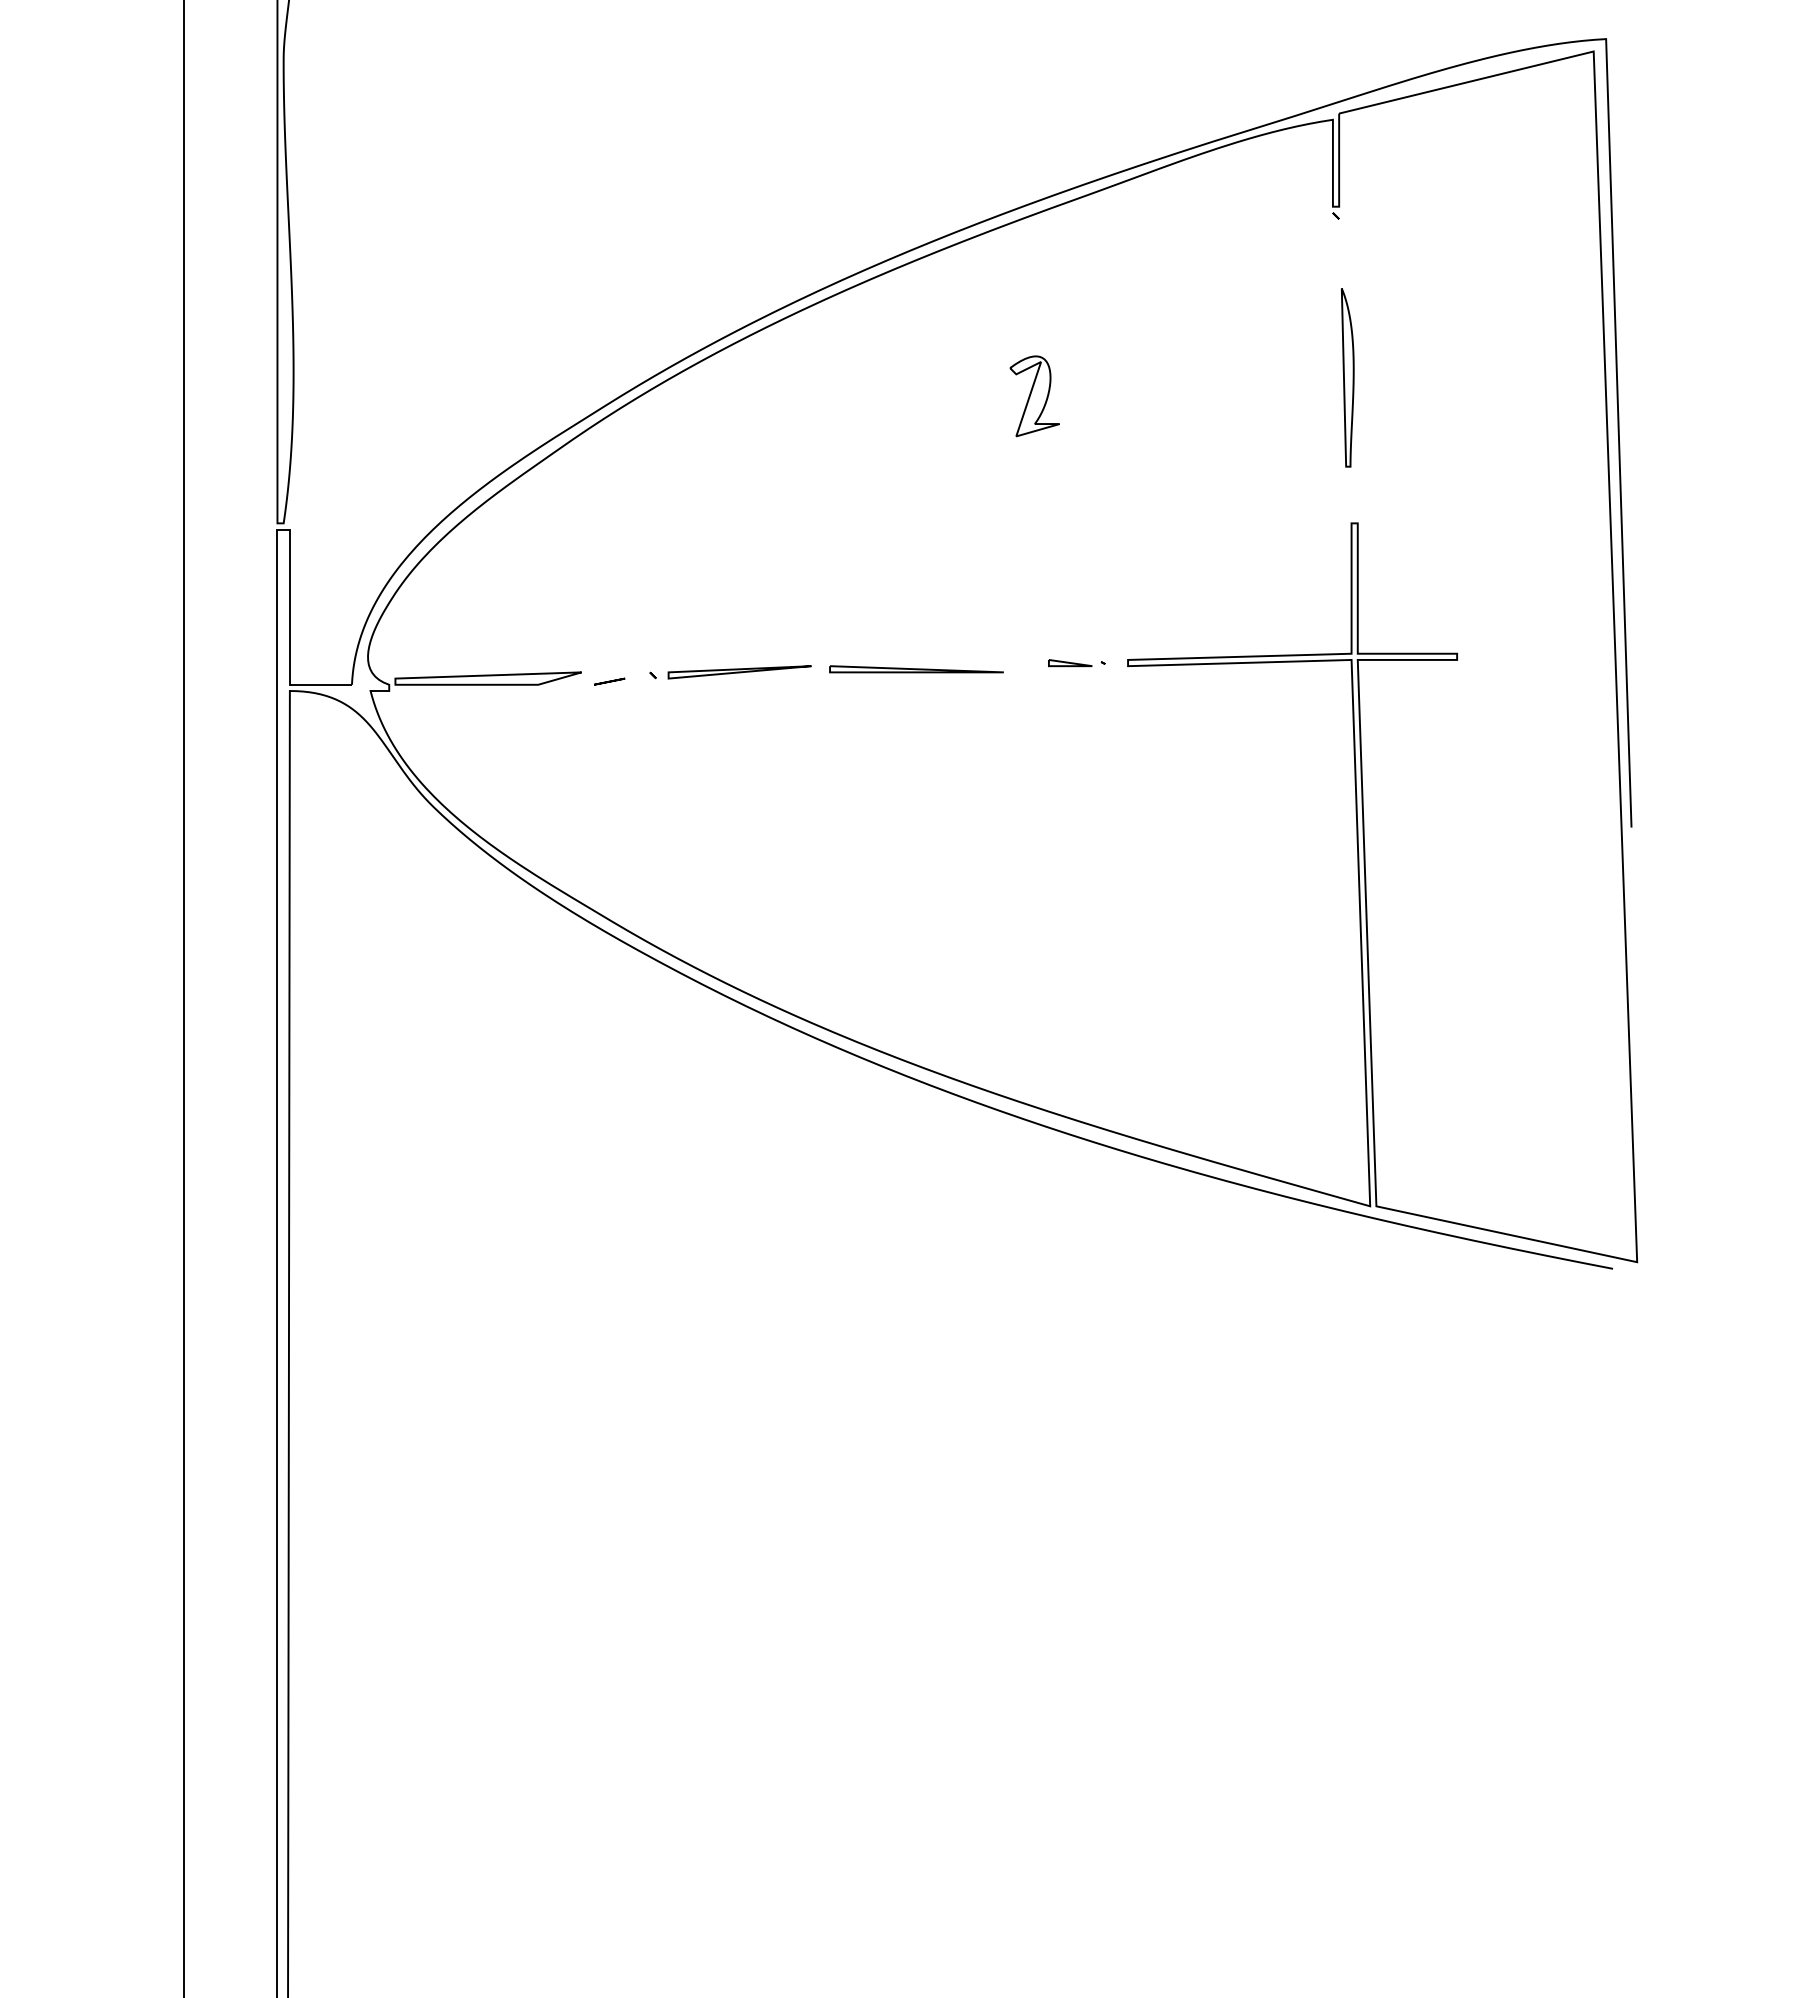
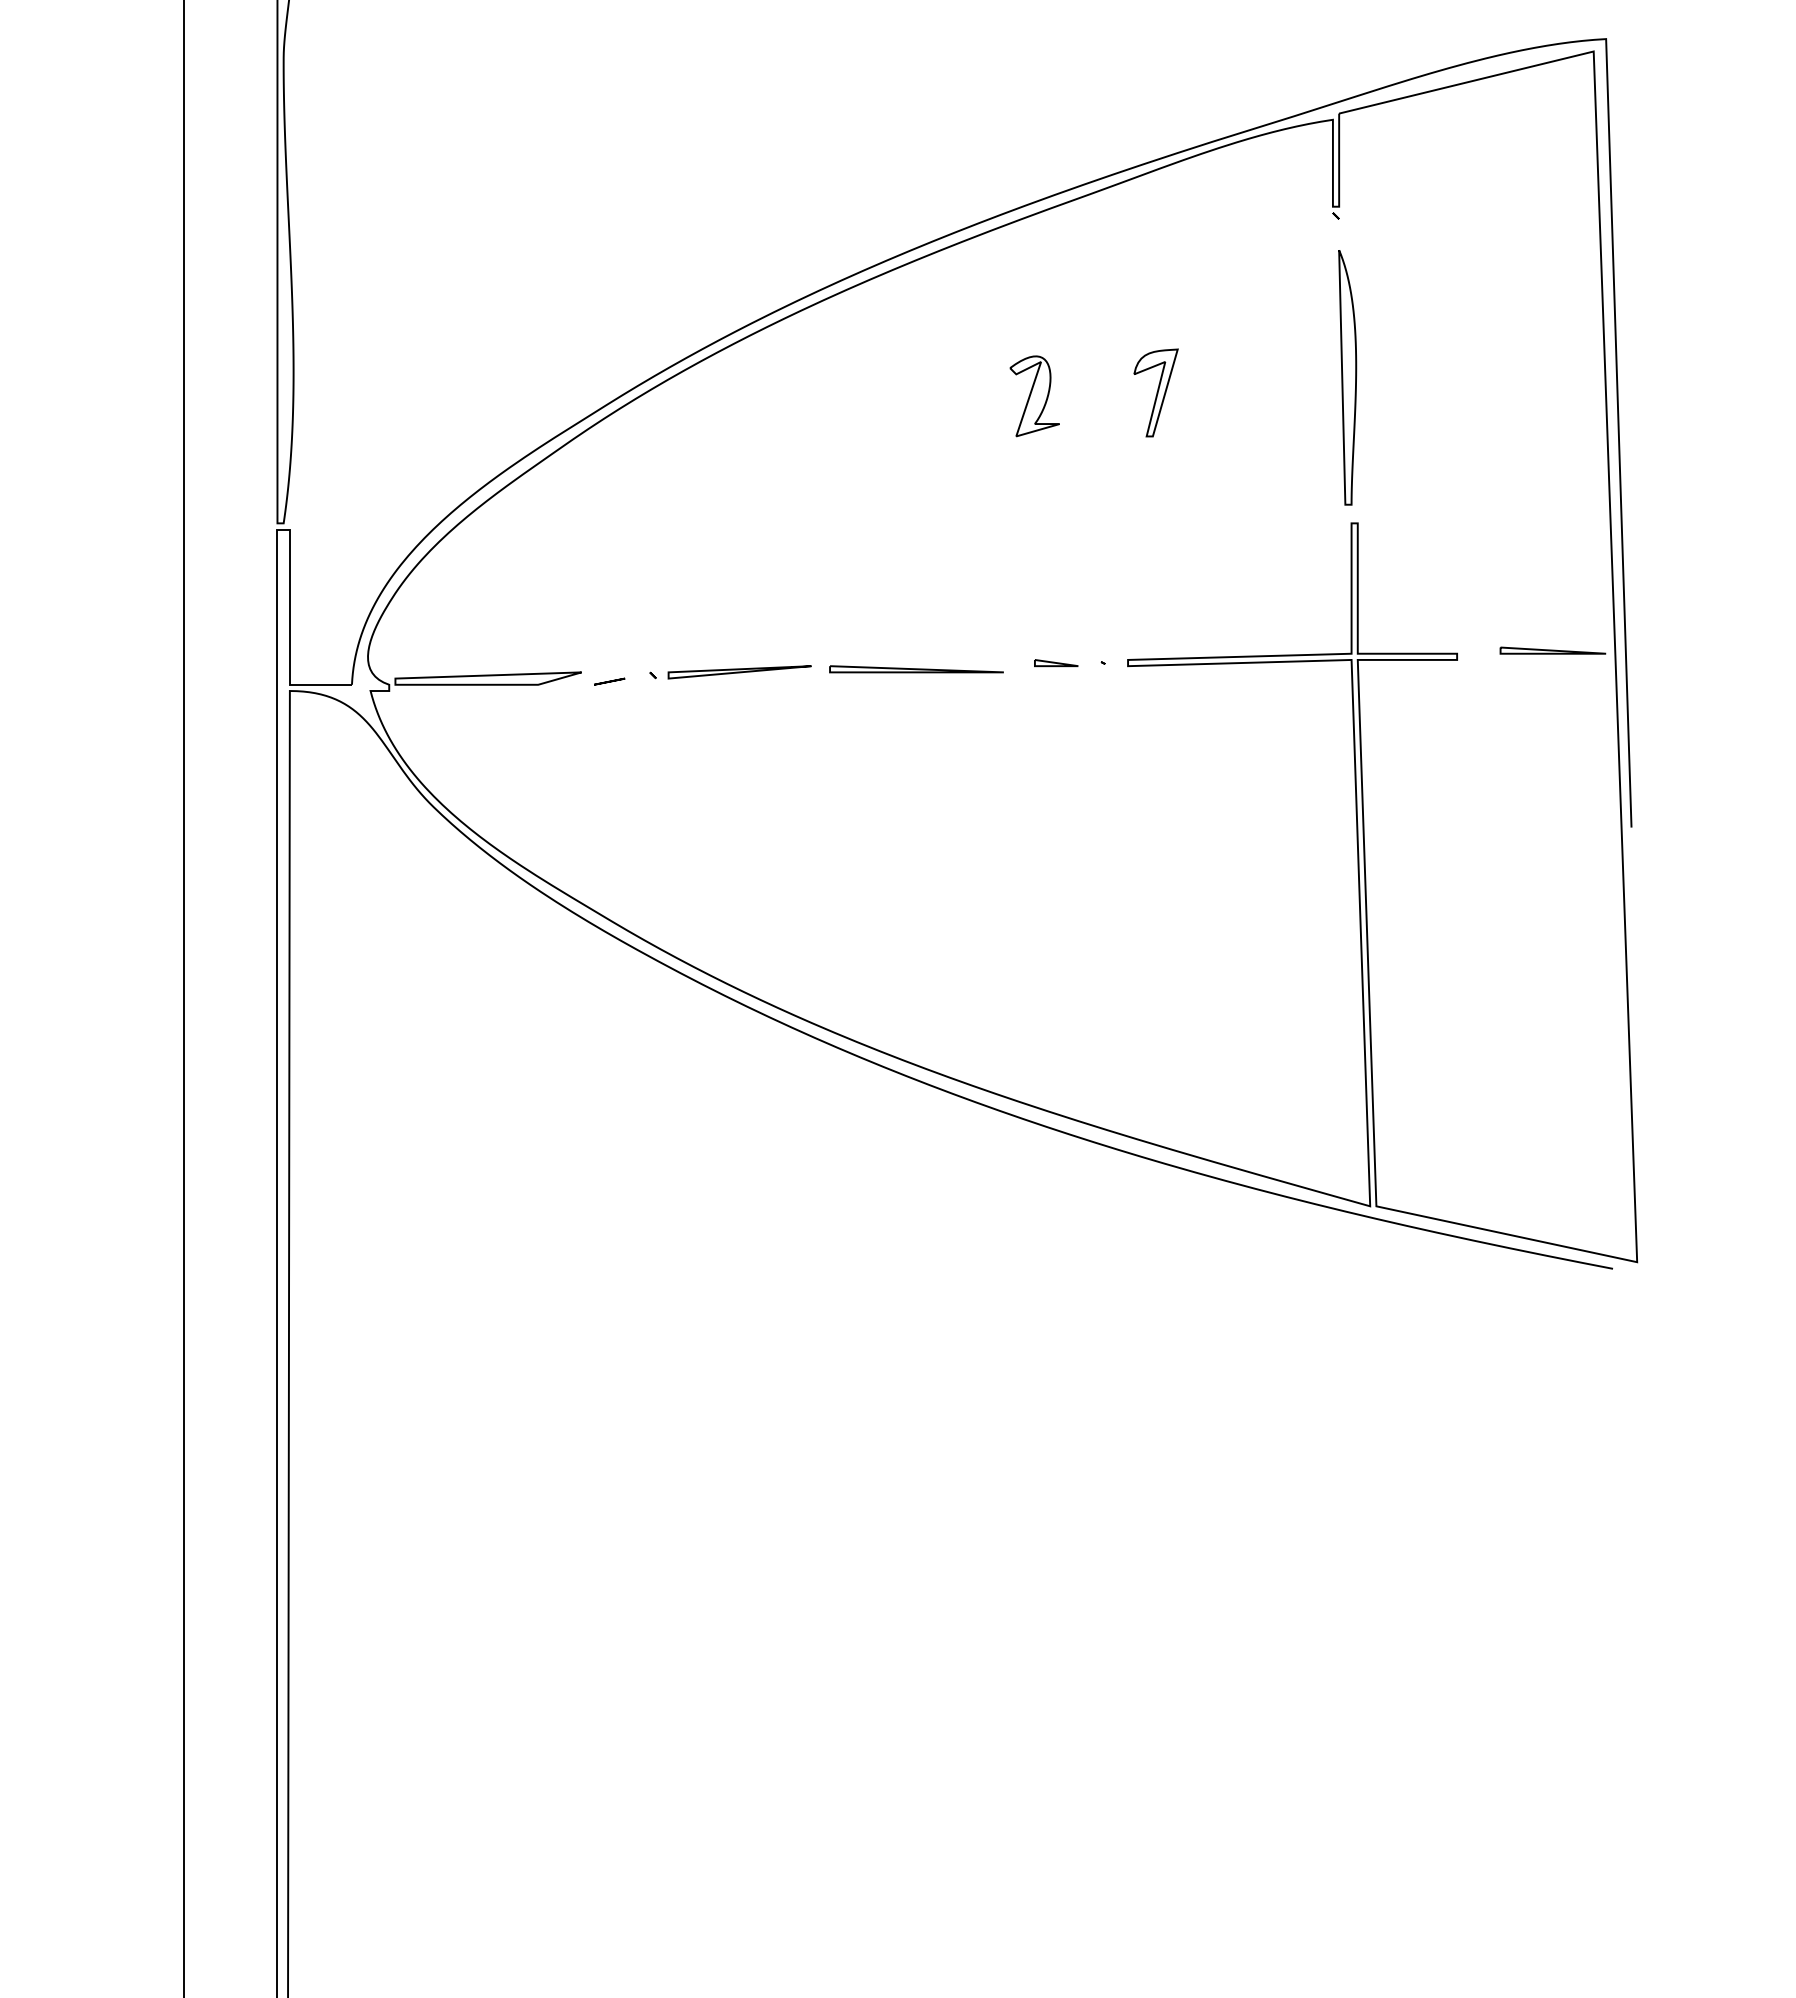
part size: 15x180 px -> 20x256 px (1347, 377)
part: none -> present (1155, 392)
part: none -> present (1552, 650)
part position: (1070, 663) -> (1056, 663) (1056, 663)
